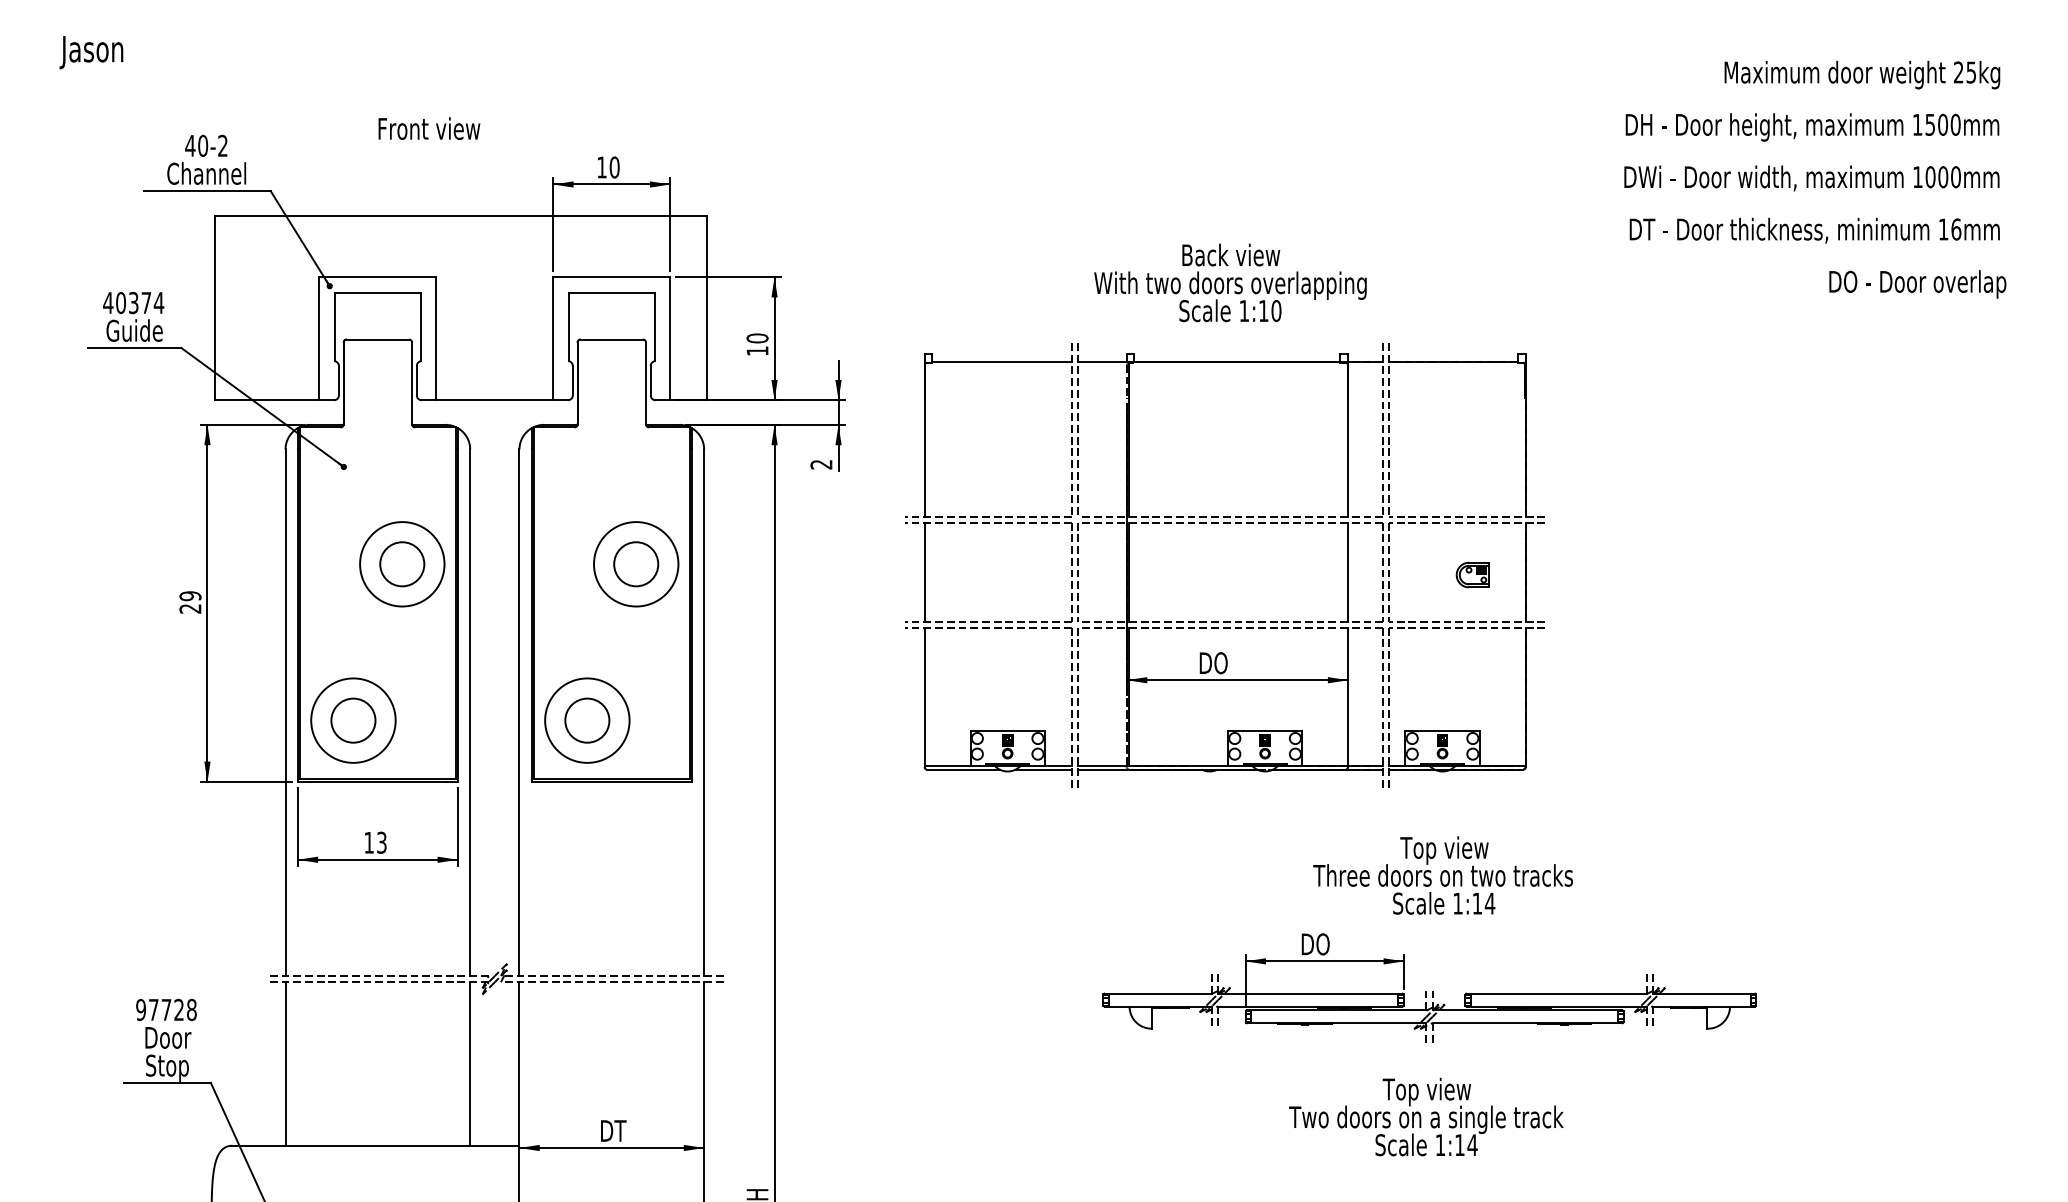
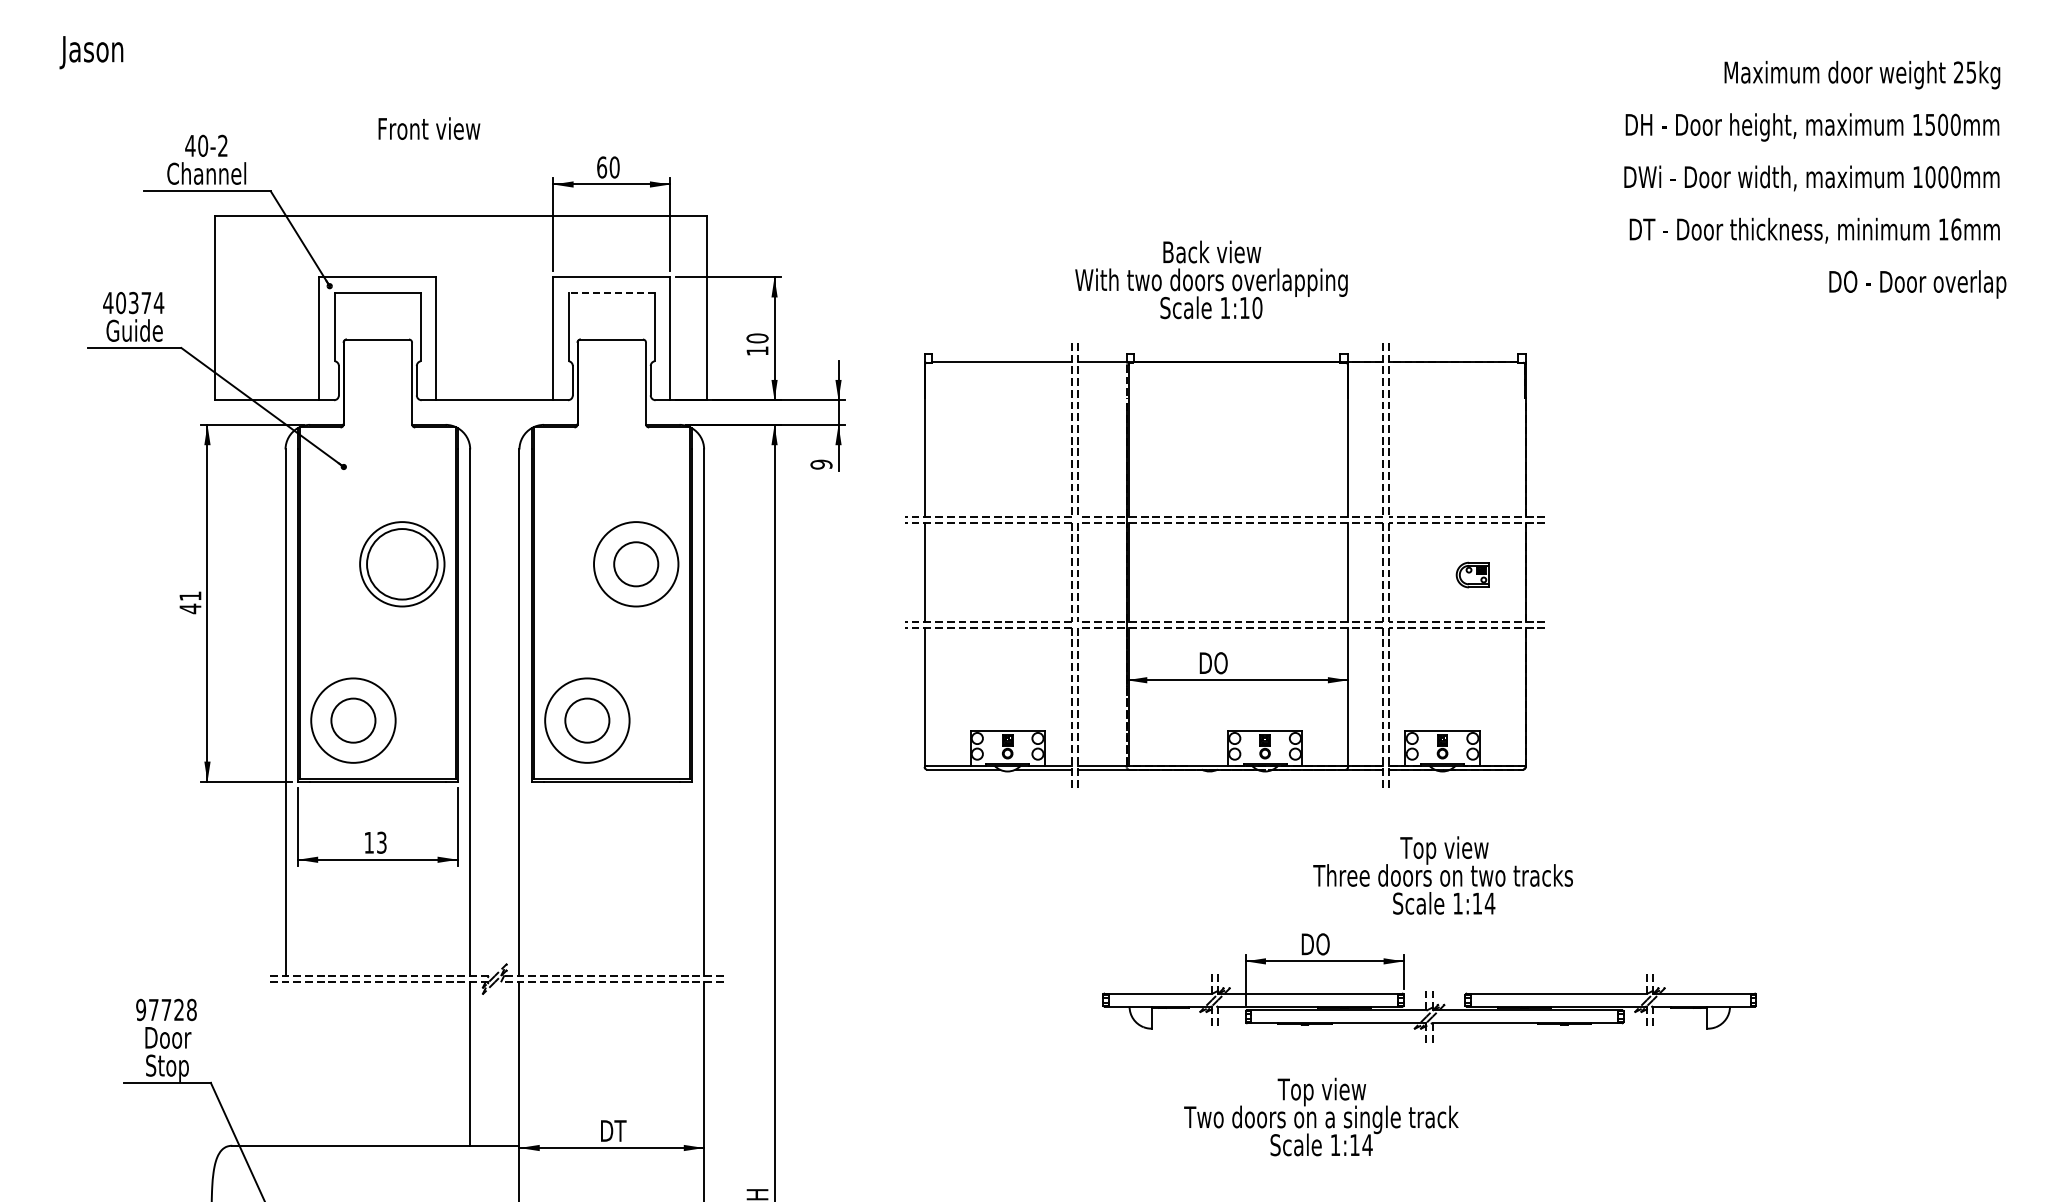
text: 10 -> 60 (602, 167)
text position: (1230, 282) -> (1211, 279) (1211, 279)
line: solid -> dashed (611, 292)
text: 2 -> 9 (821, 464)
circle diameter: 44 px -> 71 px (402, 564)
text: 29 -> 41 (190, 602)
line: present -> none (285, 1063)
text position: (1426, 1116) -> (1321, 1116) (1321, 1116)
